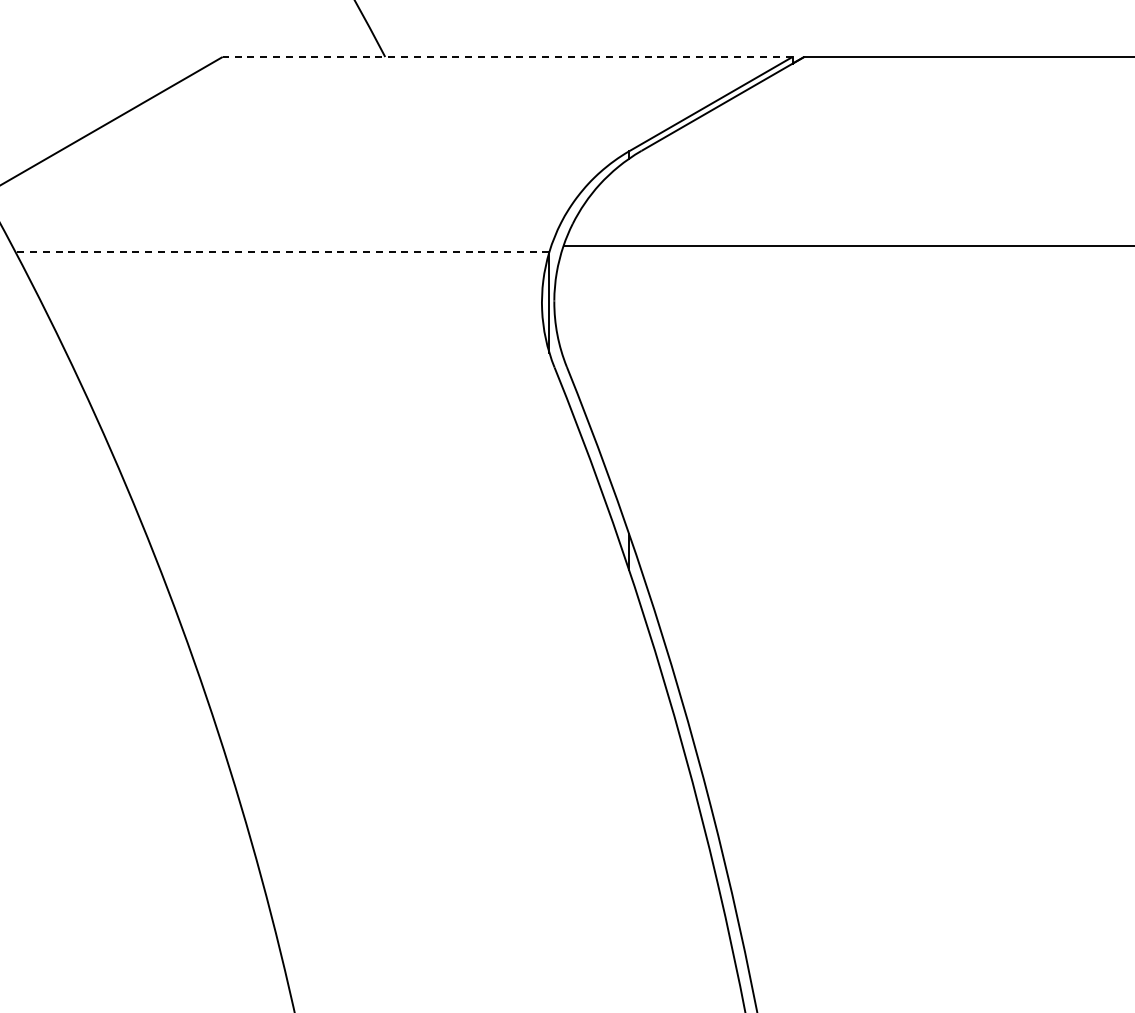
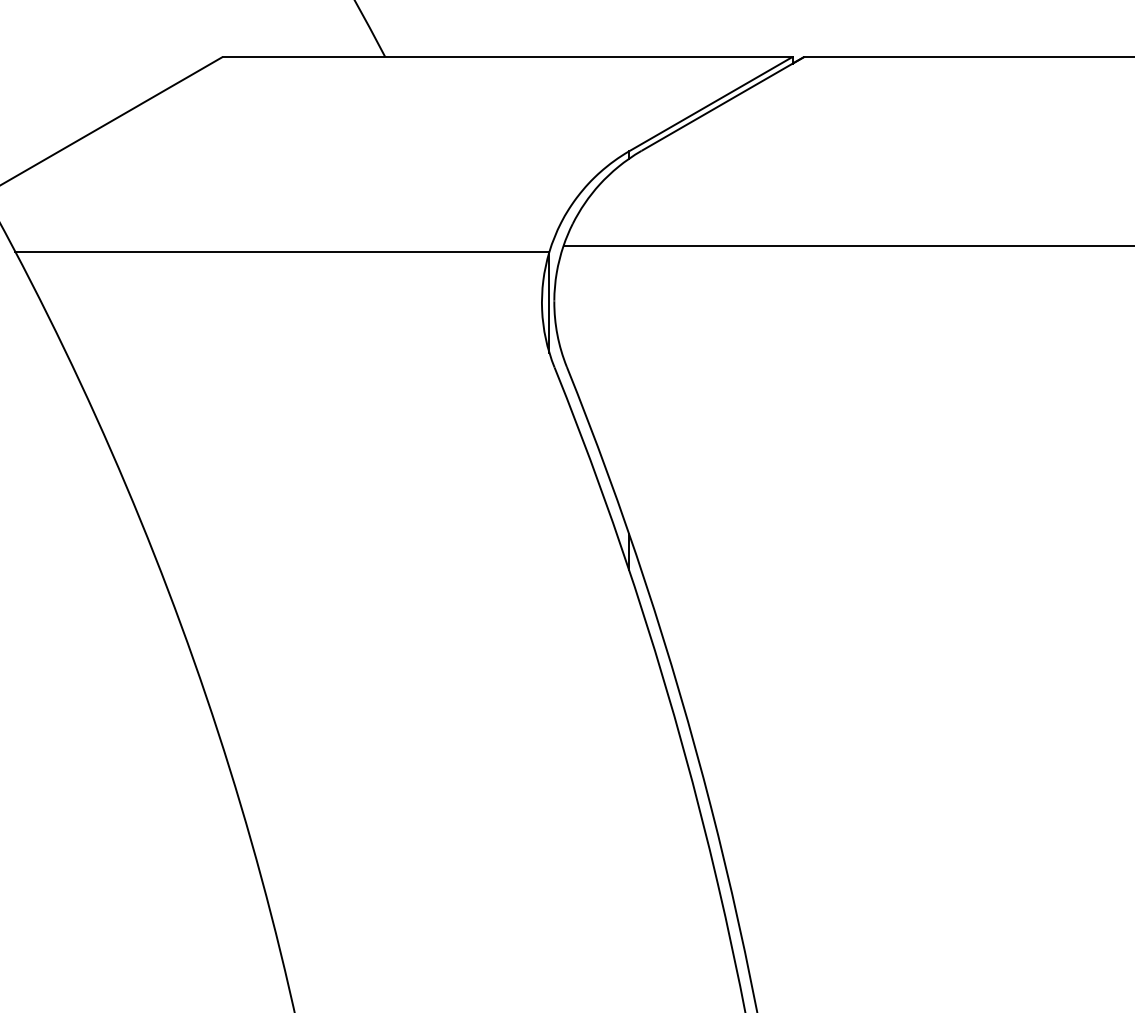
line: dashed -> solid (507, 57)
line: dashed -> solid (281, 251)
